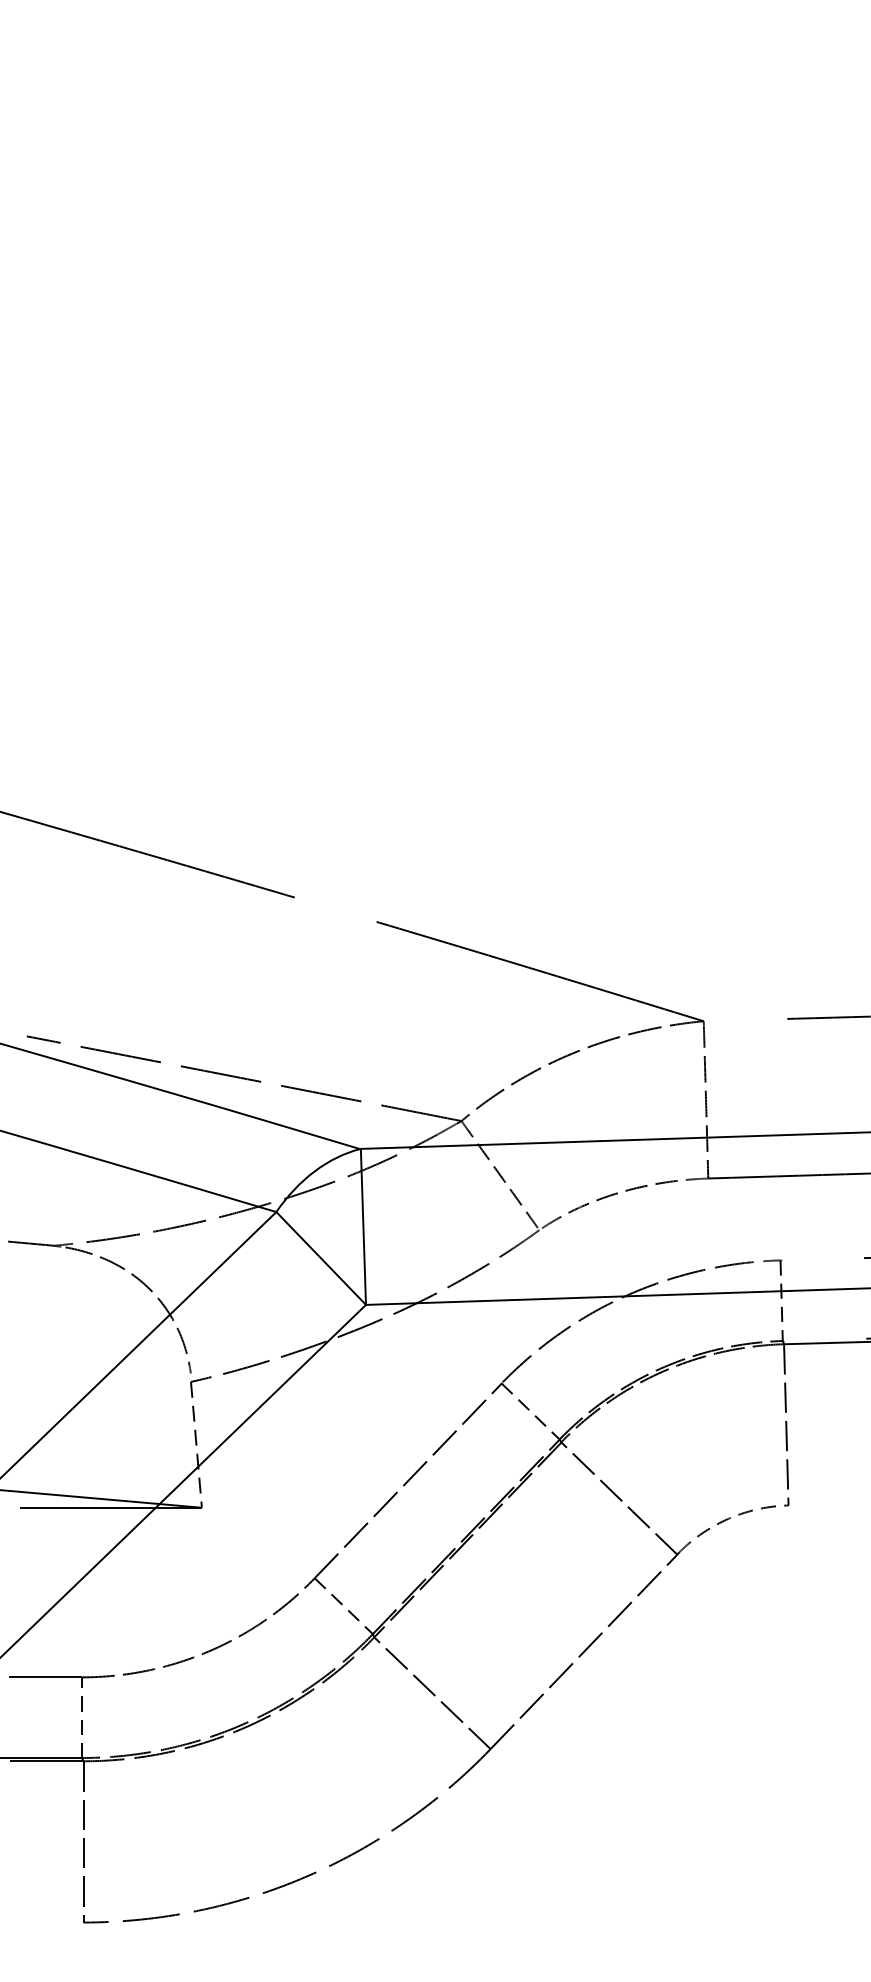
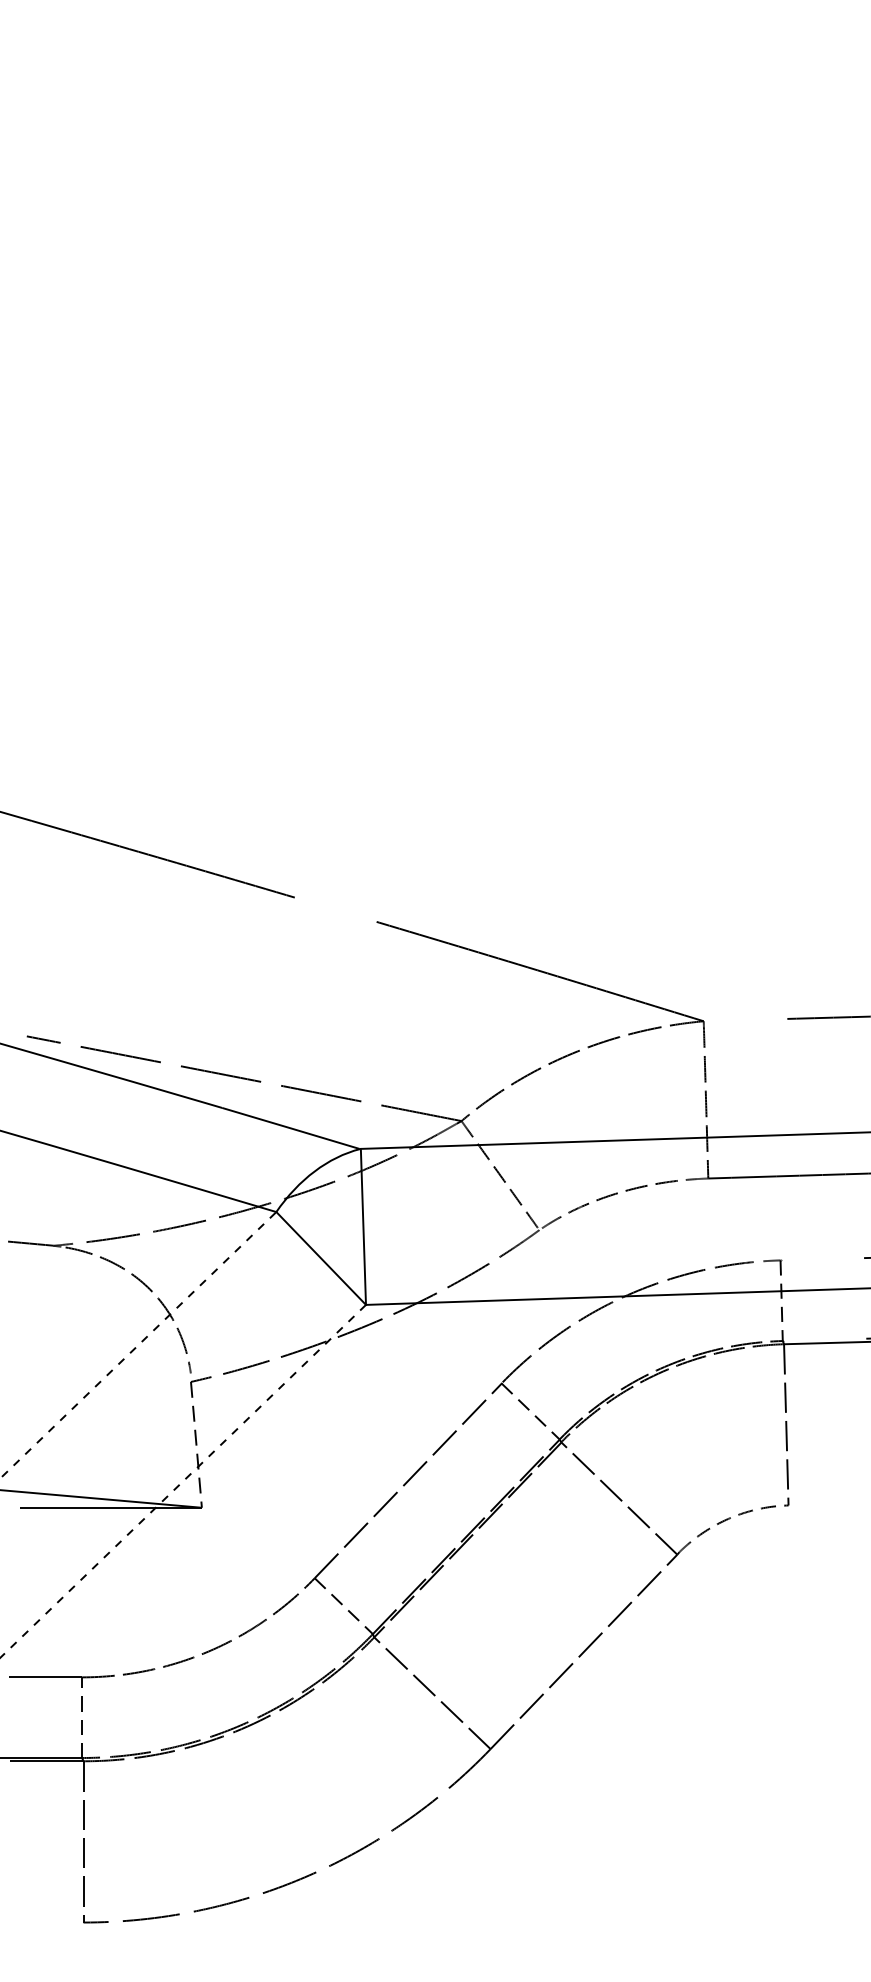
line: solid -> dashed (138, 1345)
line: solid -> dashed (182, 1481)
